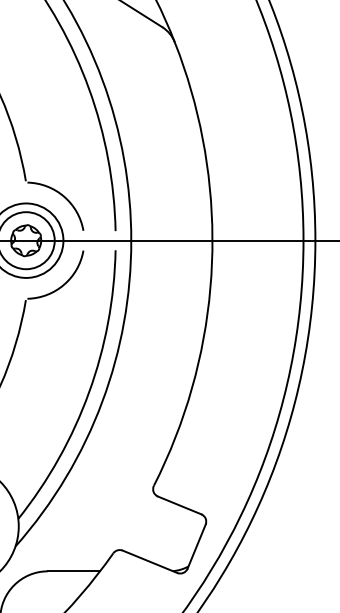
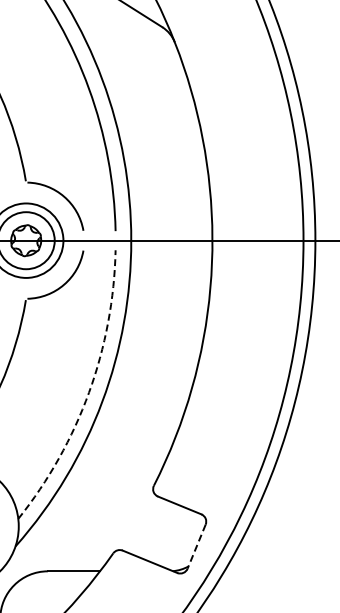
arc: solid -> dashed (89, 392)
line: solid -> dashed (196, 546)
